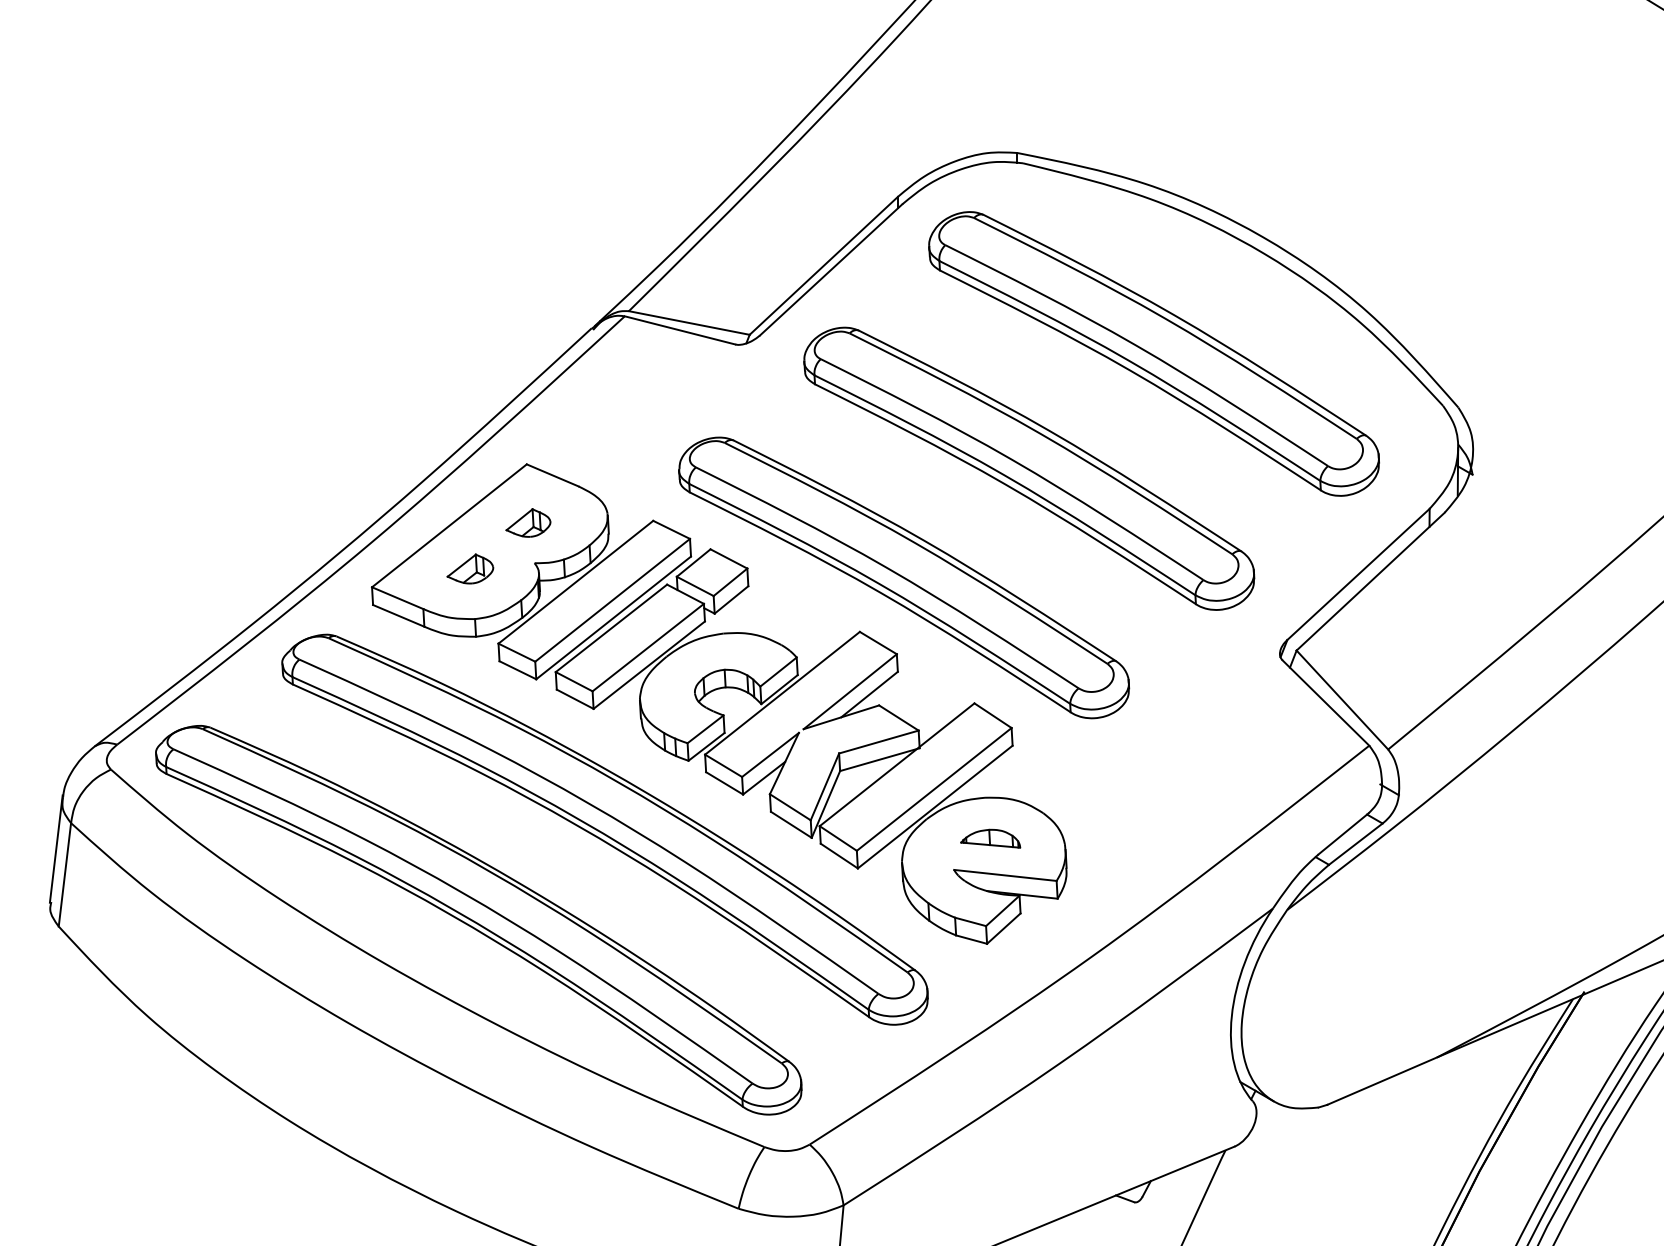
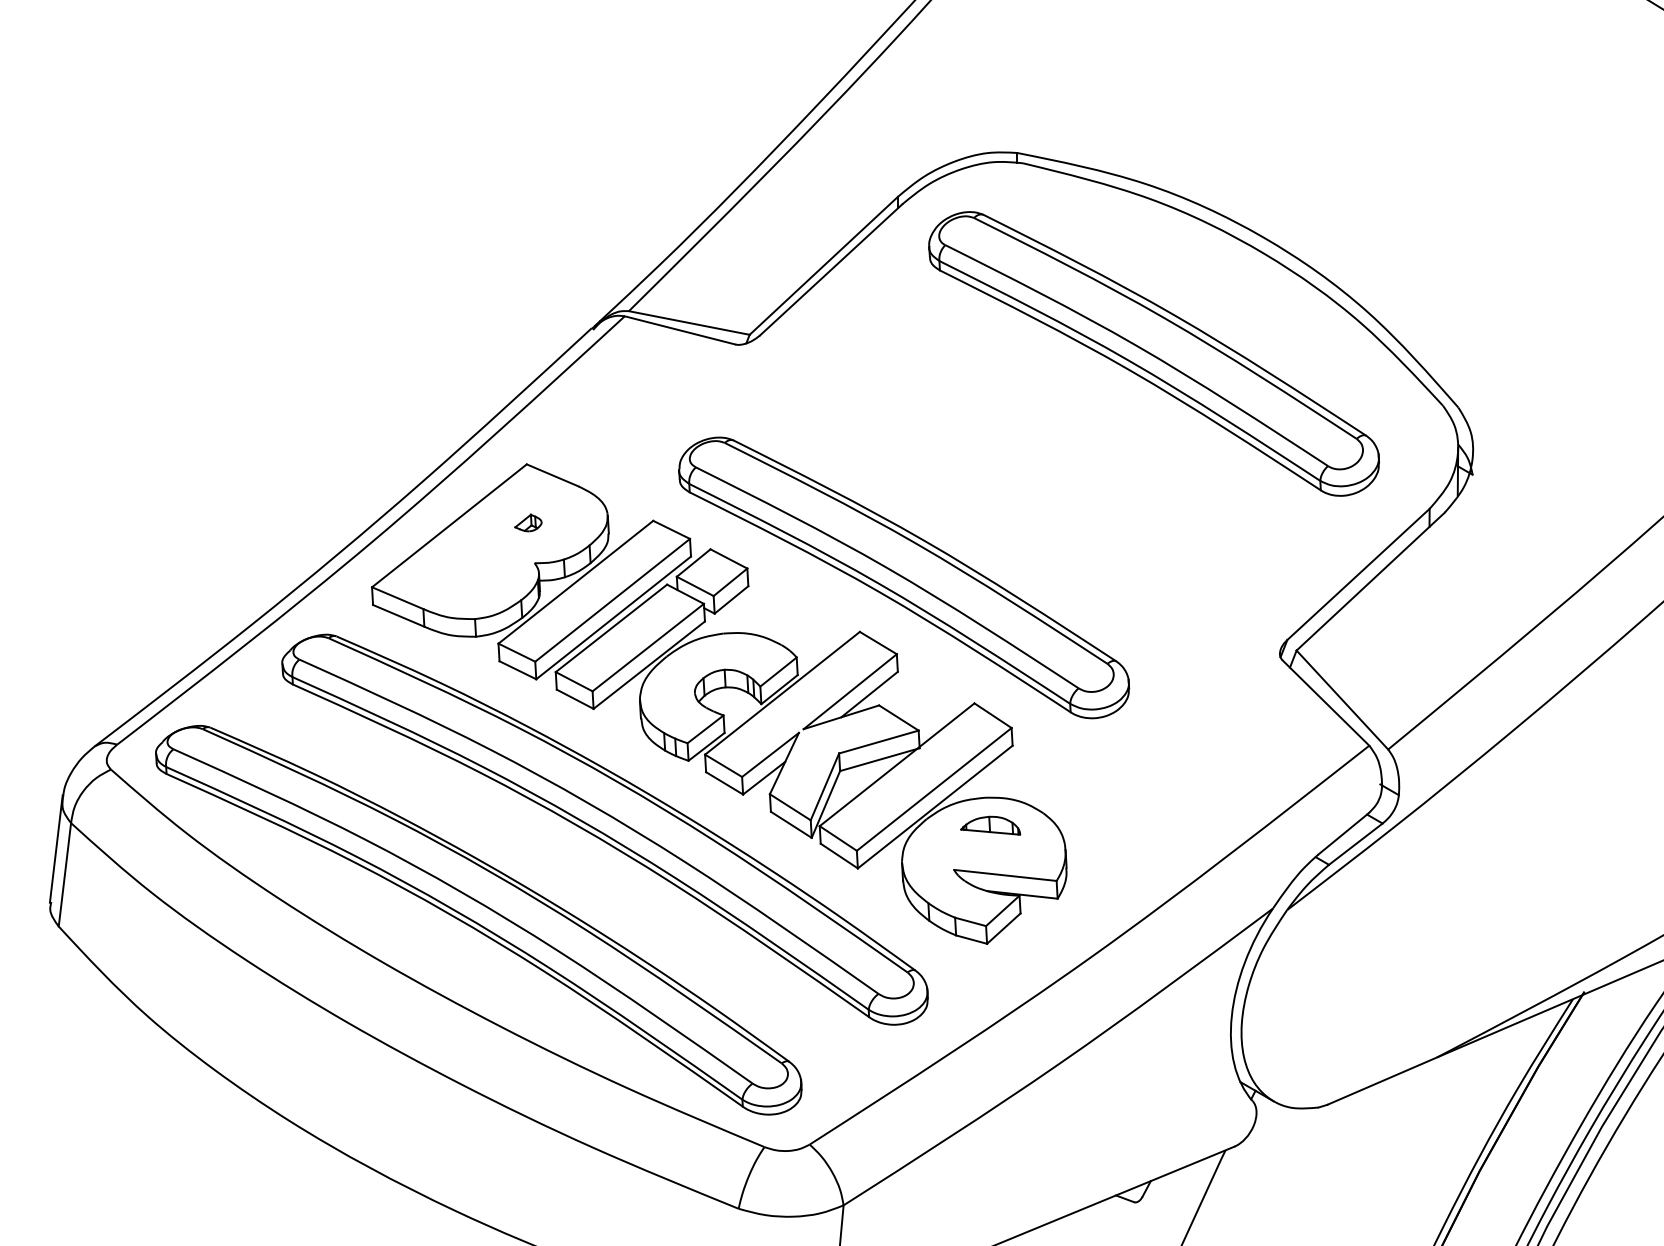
part: present -> none (1029, 468)
part size: 47x30 px -> 29x20 px (528, 522)
part: present -> none (470, 568)
part position: (990, 838) -> (990, 825) (990, 825)
